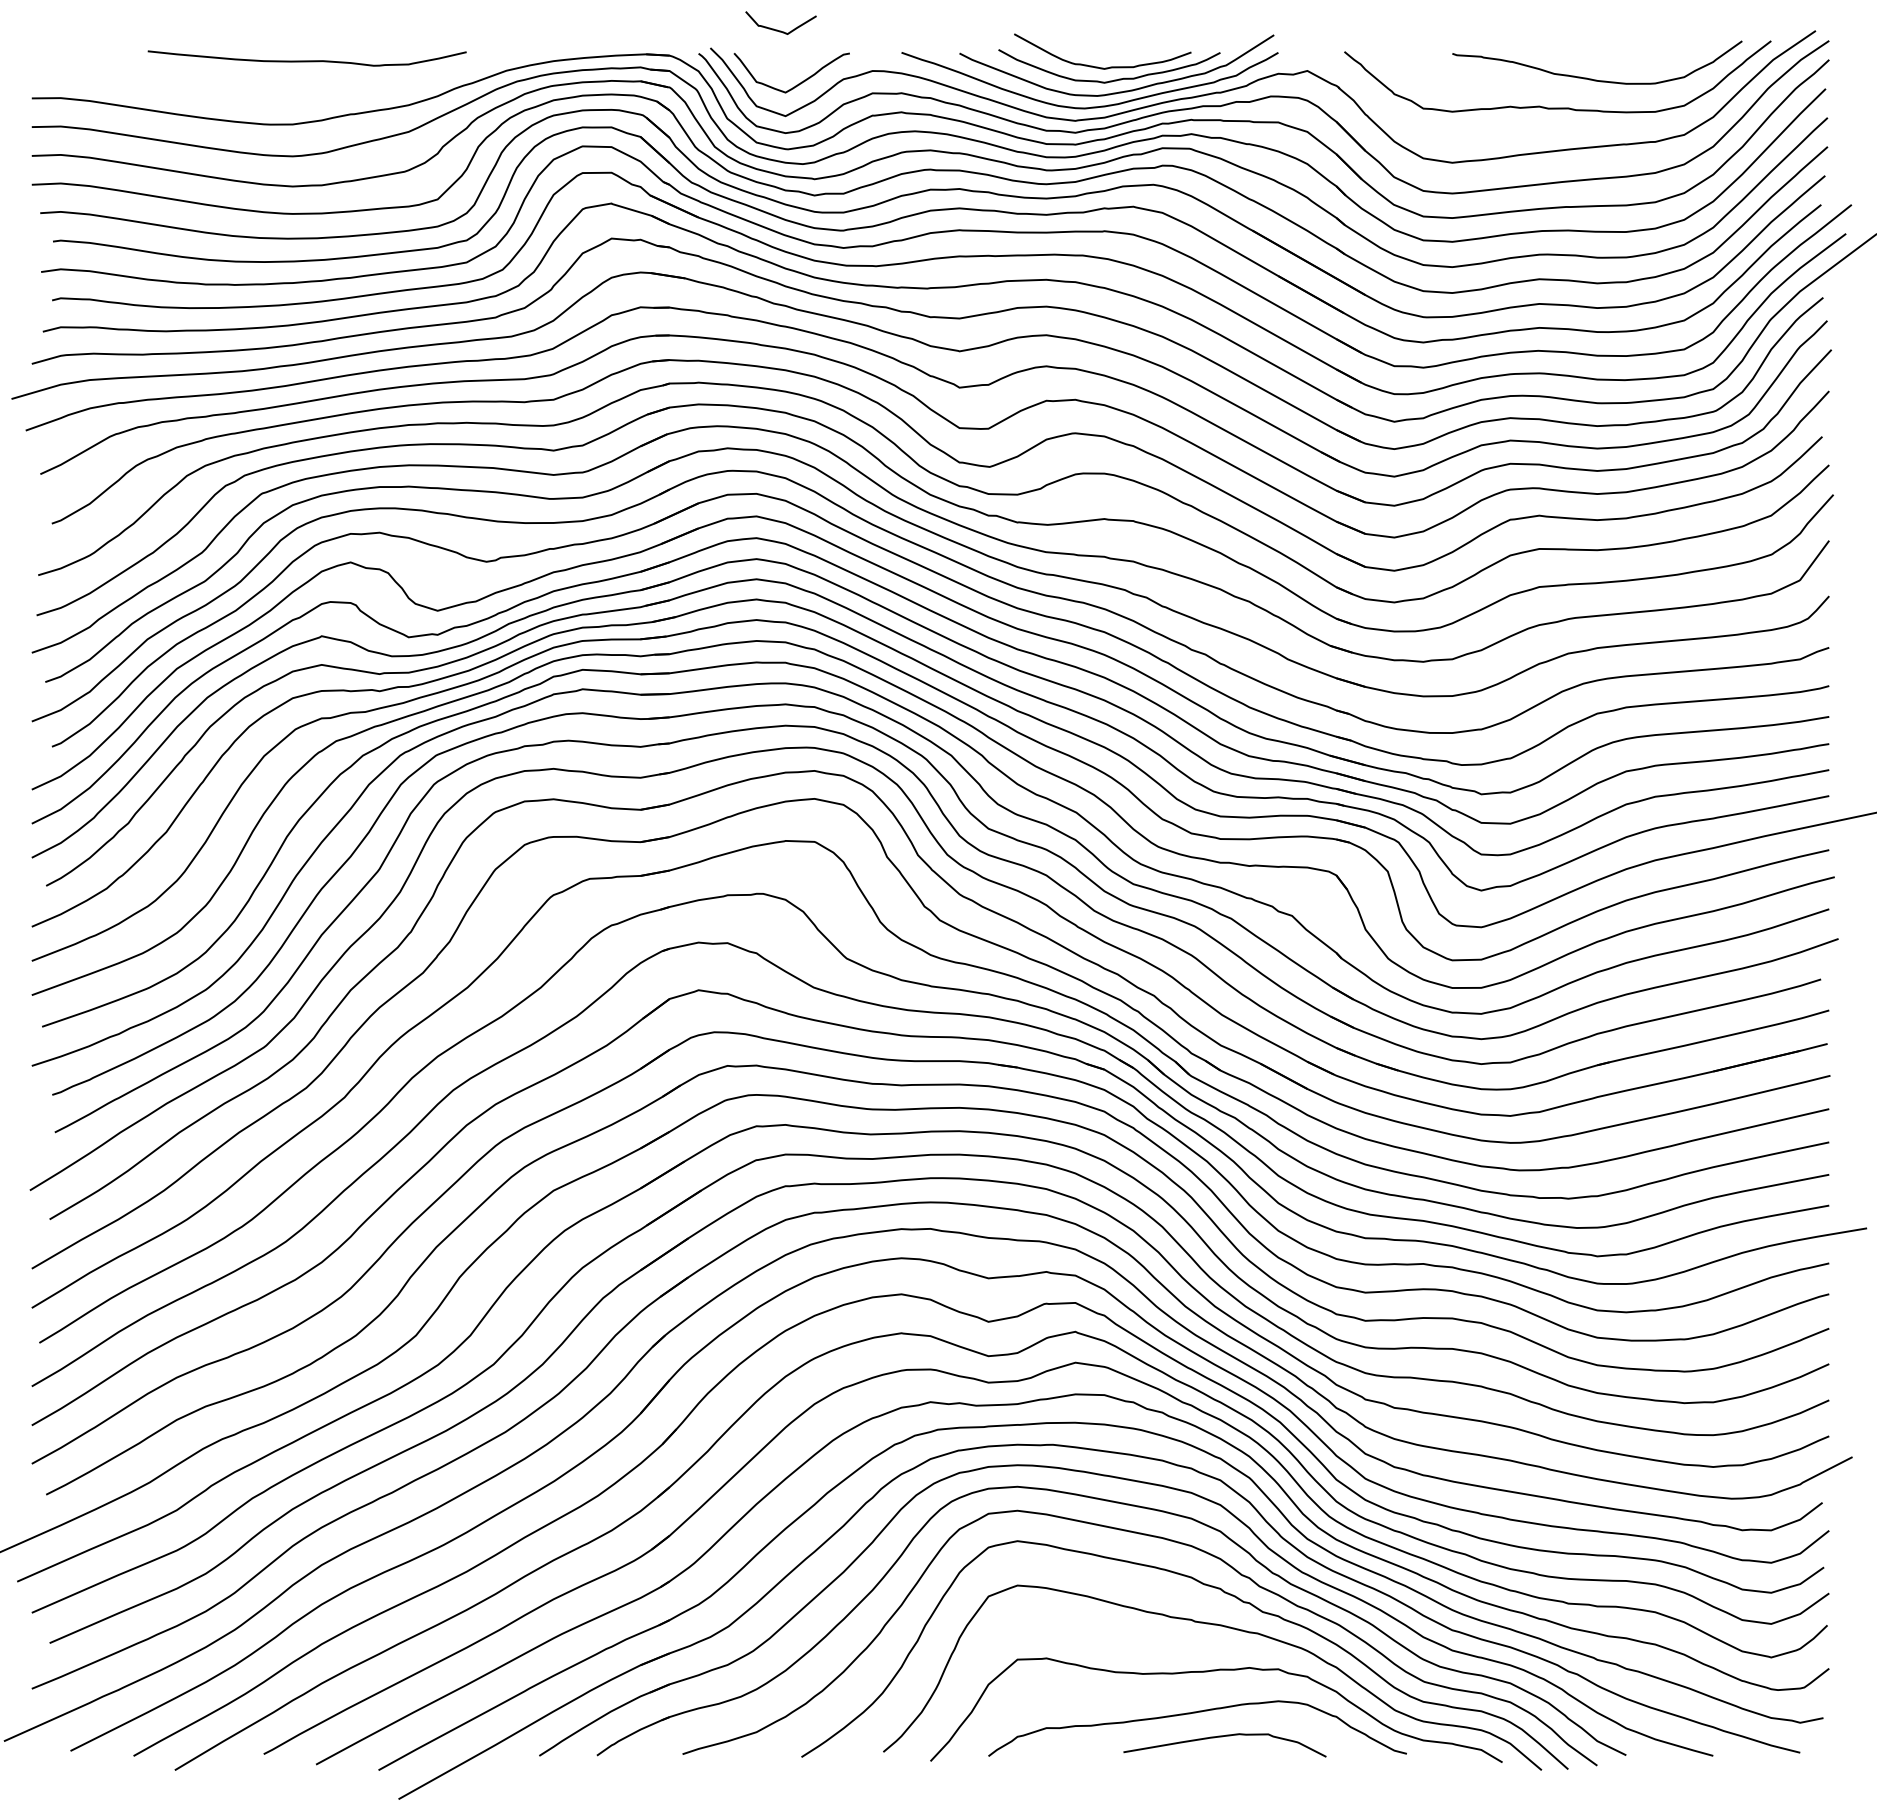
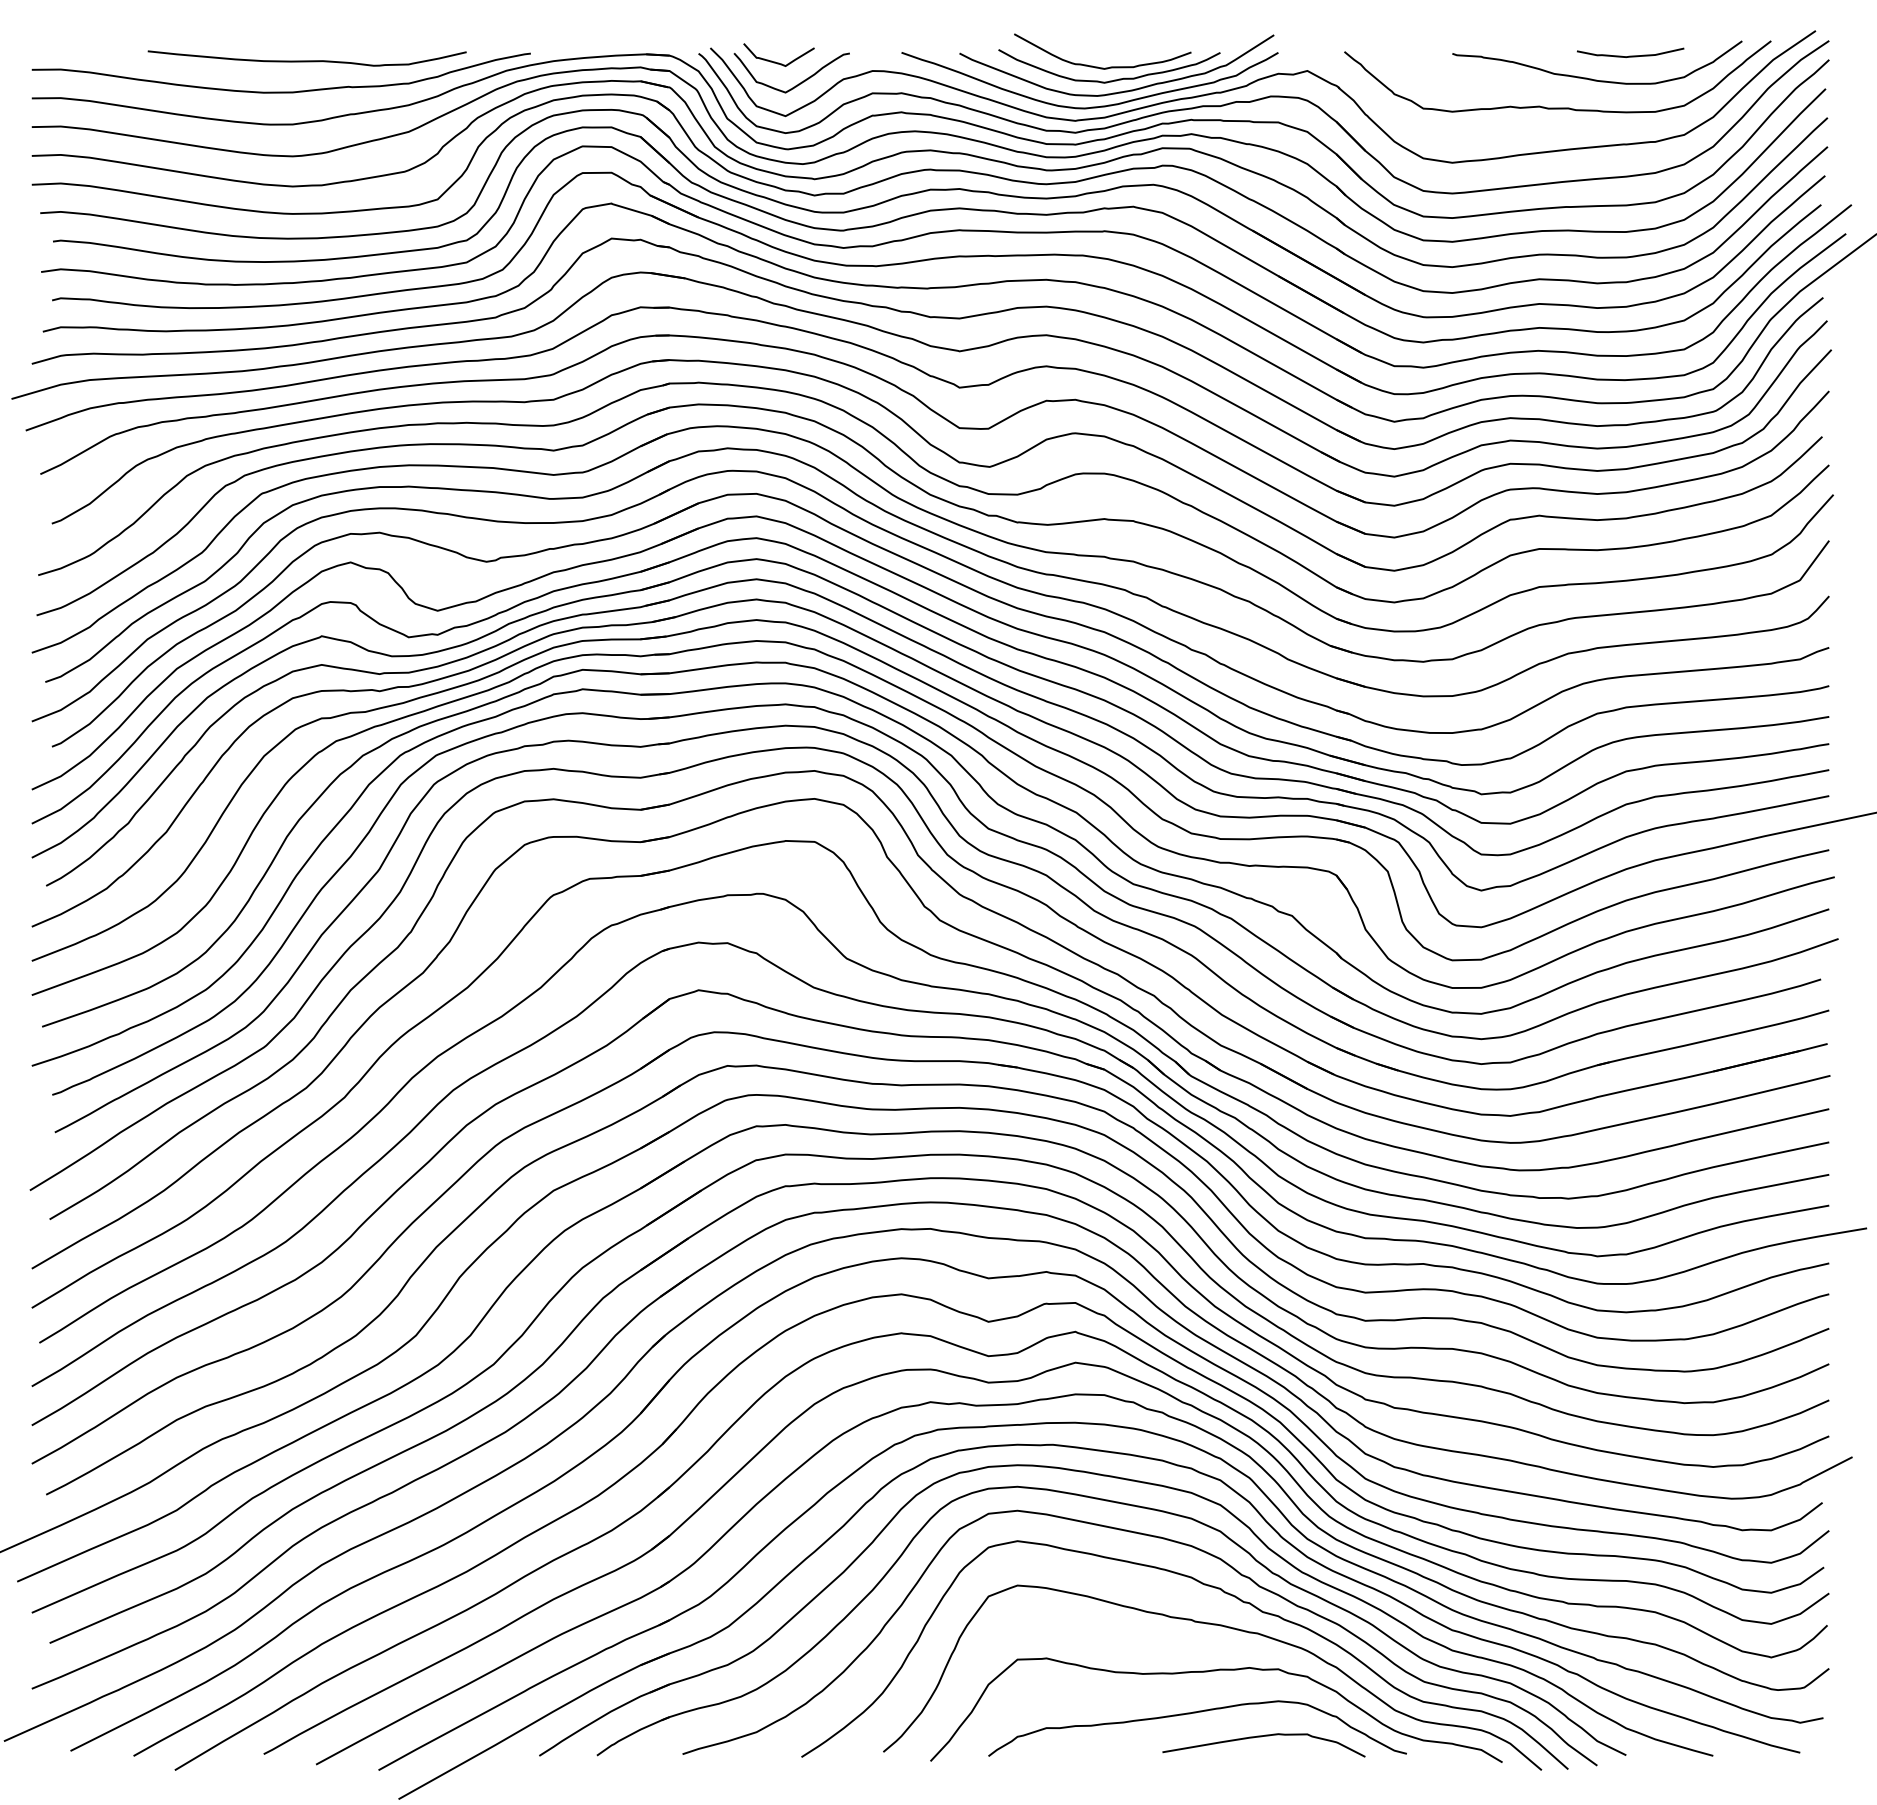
curve position: (777, 29) -> (775, 61) (775, 61)
curve: none -> present (1630, 55)
curve: none -> present (280, 91)
curve position: (1222, 1737) -> (1261, 1737) (1261, 1737)
